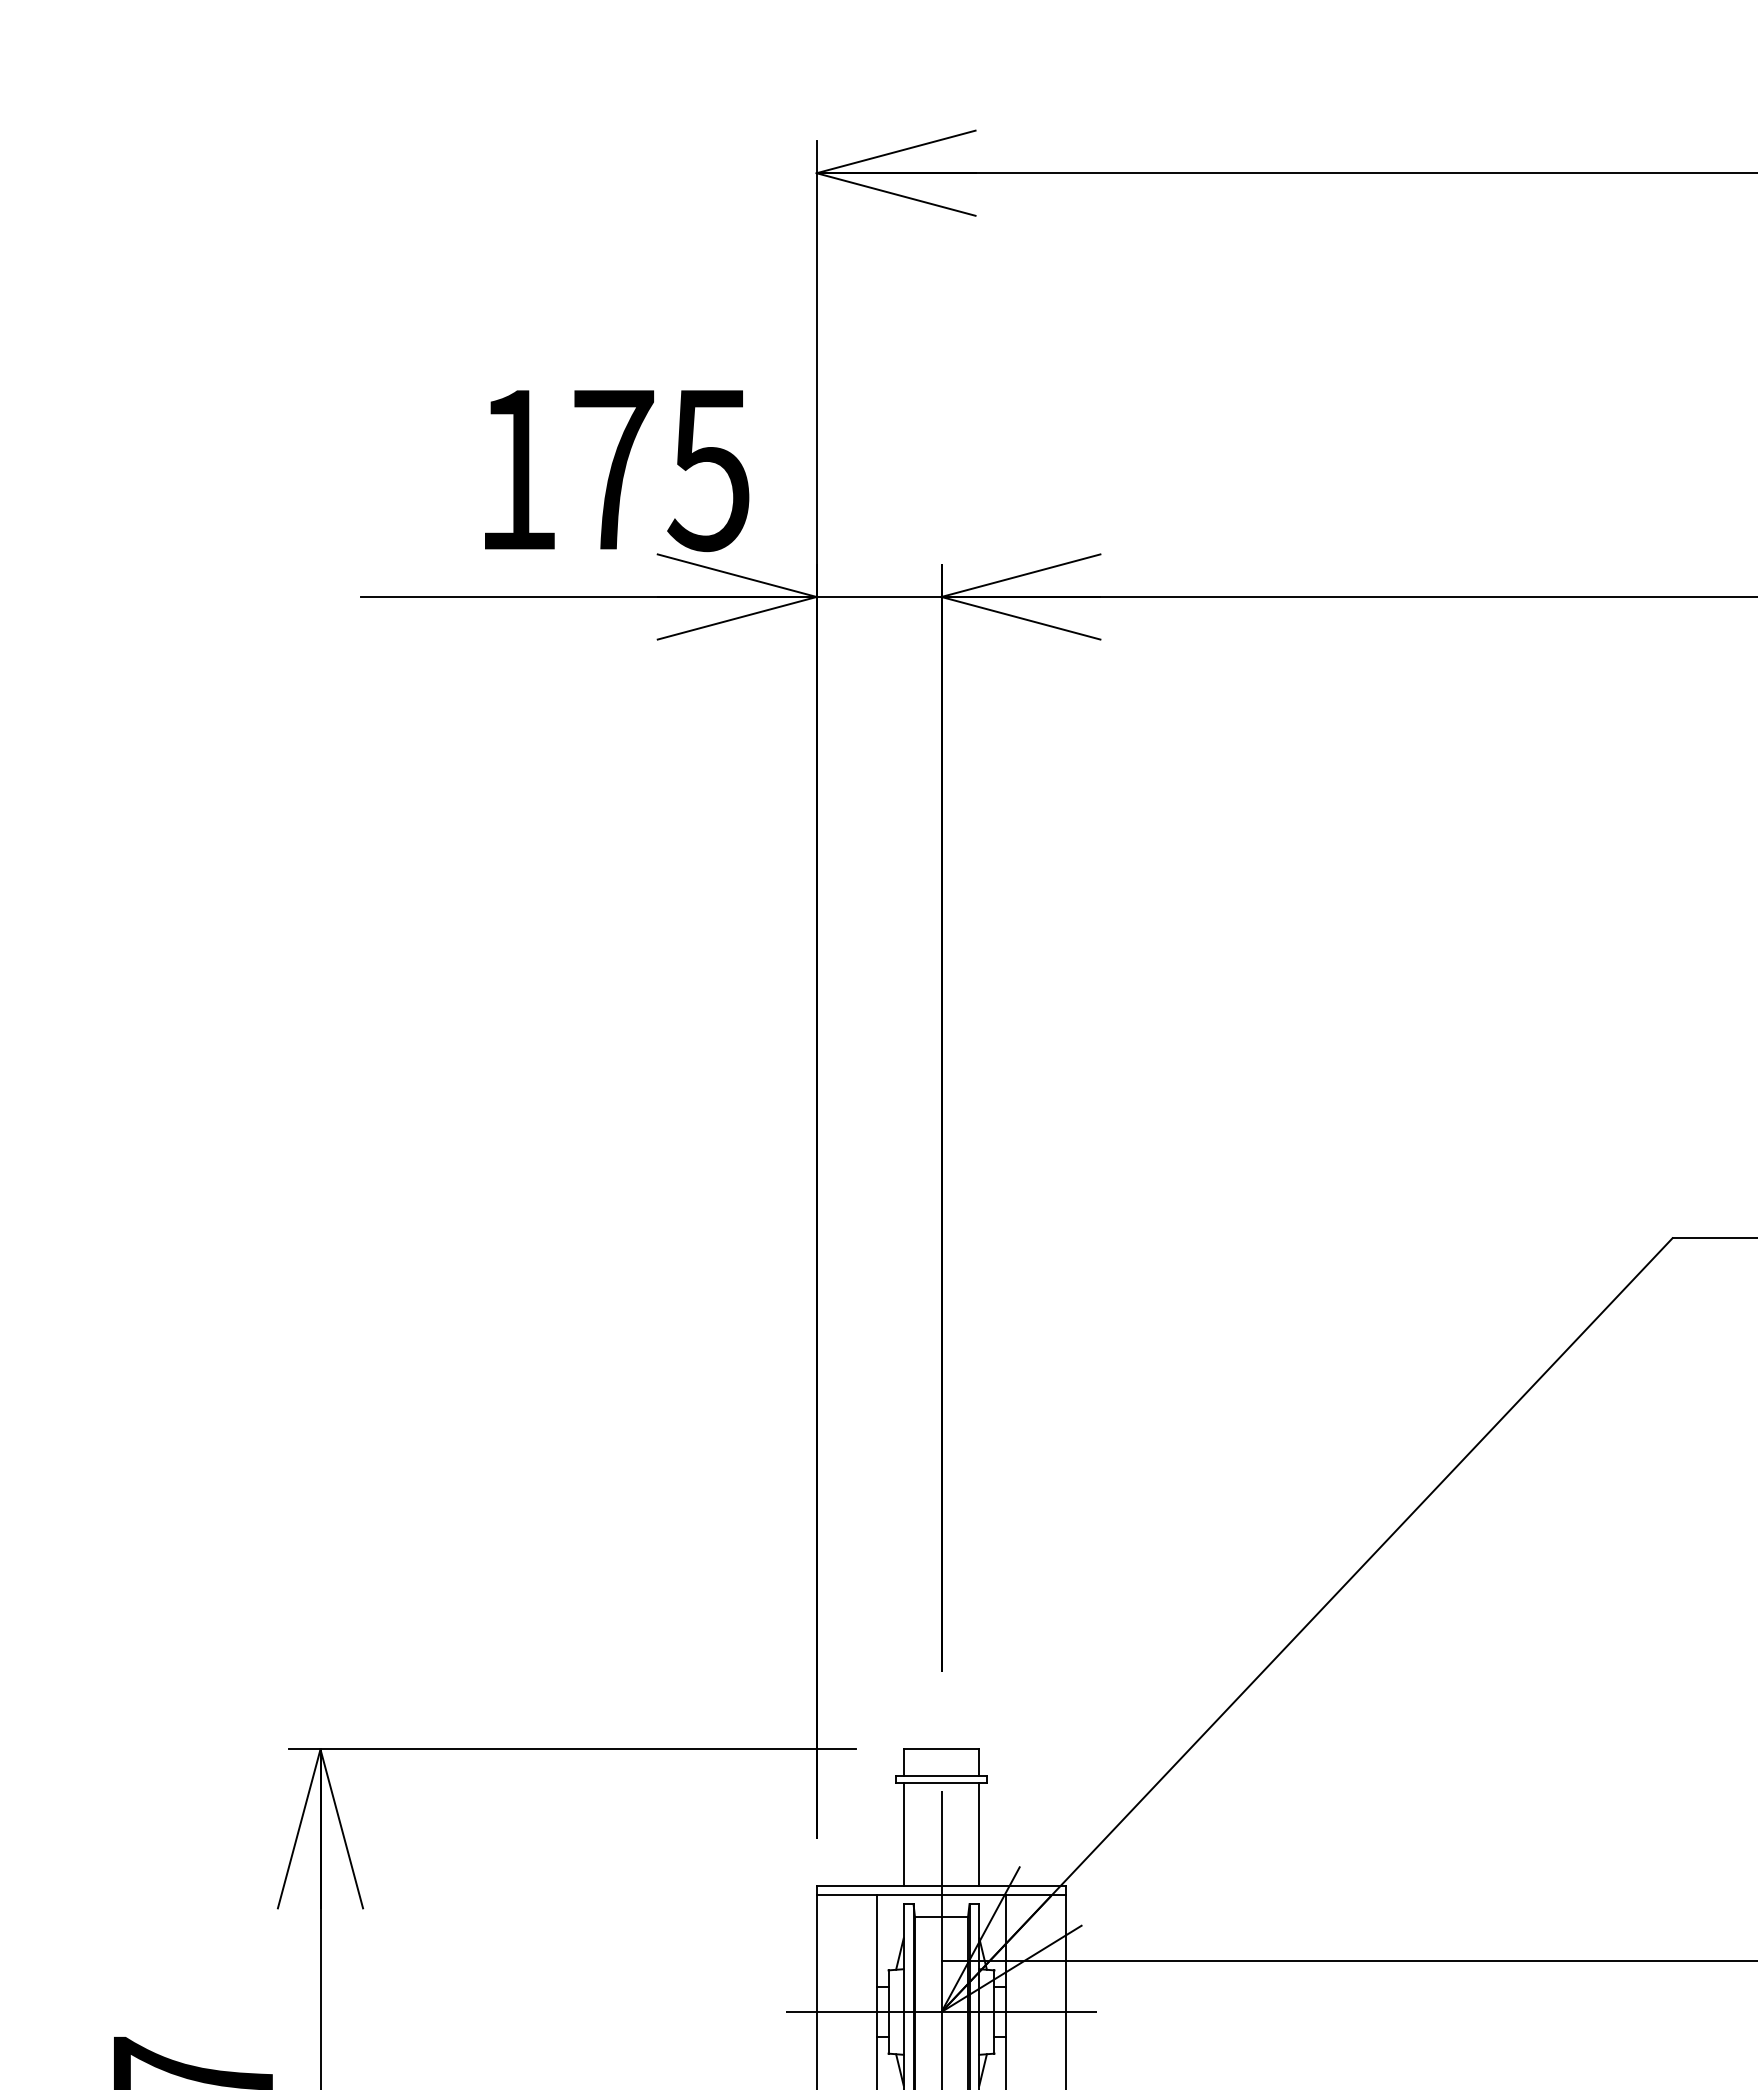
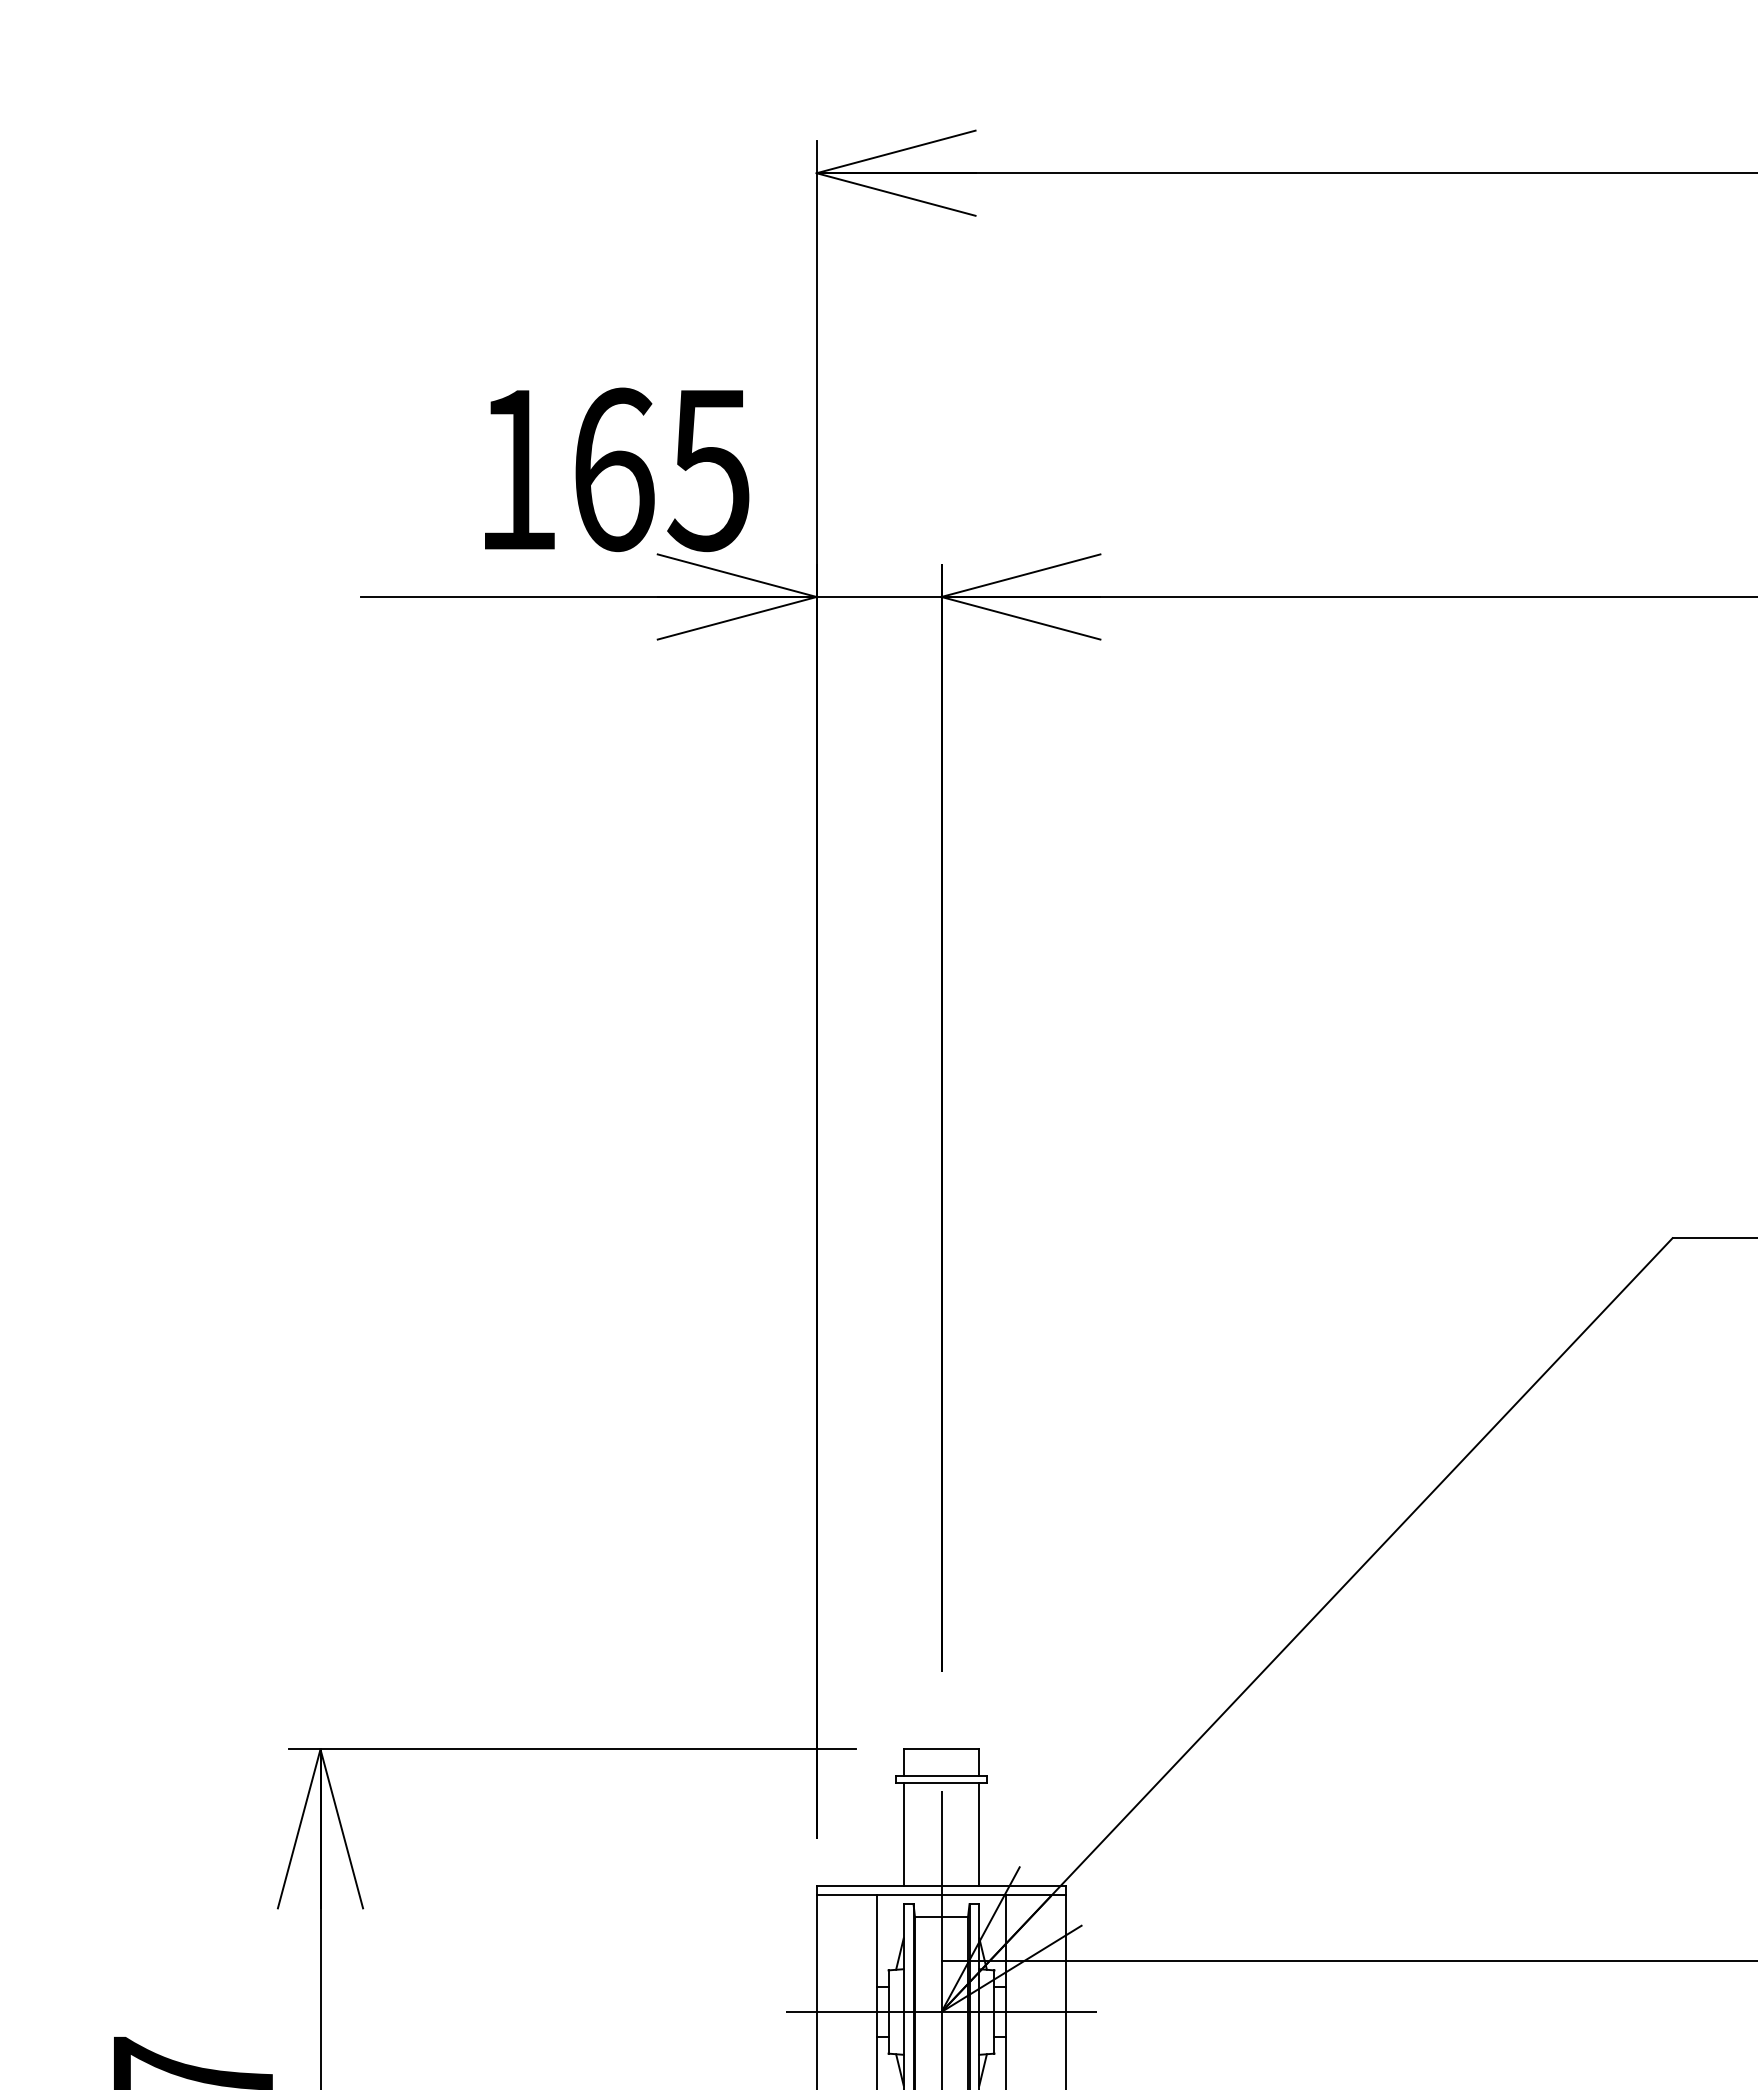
text: 175 -> 165 (614, 469)
